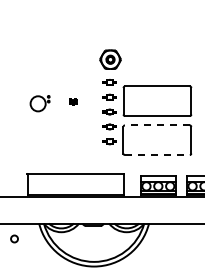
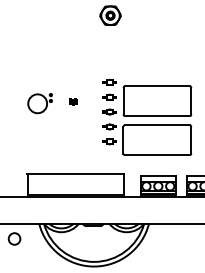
part position: (110, 59) -> (110, 15) (110, 15)
part size: 22x18 px -> 26x22 px (39, 103)
line: dashed -> solid (156, 125)
line: dashed -> solid (157, 155)
circle size: 9x10 px -> 15x14 px (14, 238)
